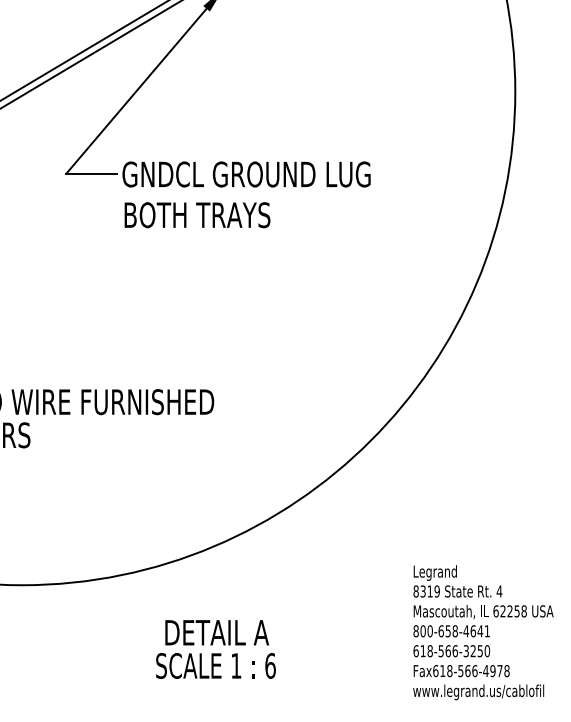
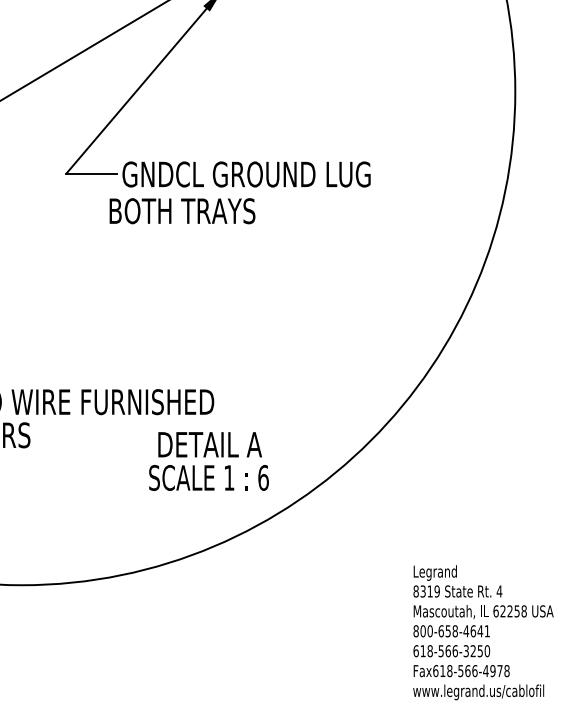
line: present -> none (90, 54)
text position: (197, 215) -> (182, 211) (182, 211)
text position: (215, 649) -> (208, 461) (208, 461)
